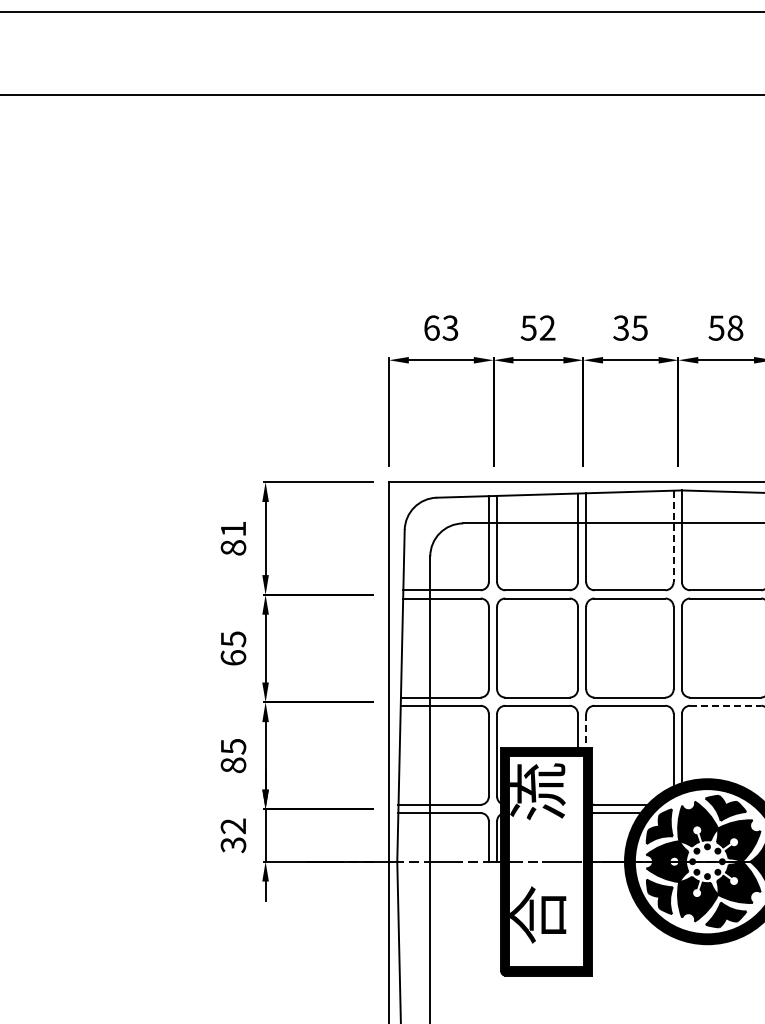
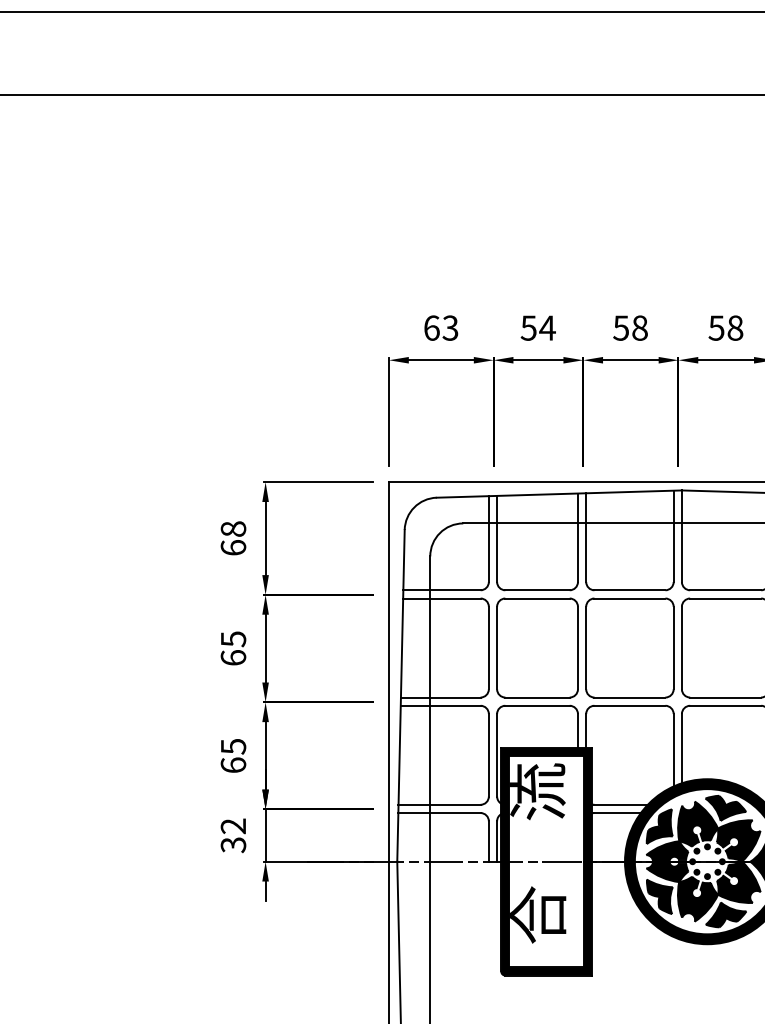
text: 52 -> 54 (547, 327)
text: 35 -> 58 (630, 327)
line: dashed -> solid (673, 536)
text: 81 -> 68 (233, 538)
line: dashed -> solid (726, 705)
line: dashed -> solid (586, 730)
text: 85 -> 65 (233, 765)
